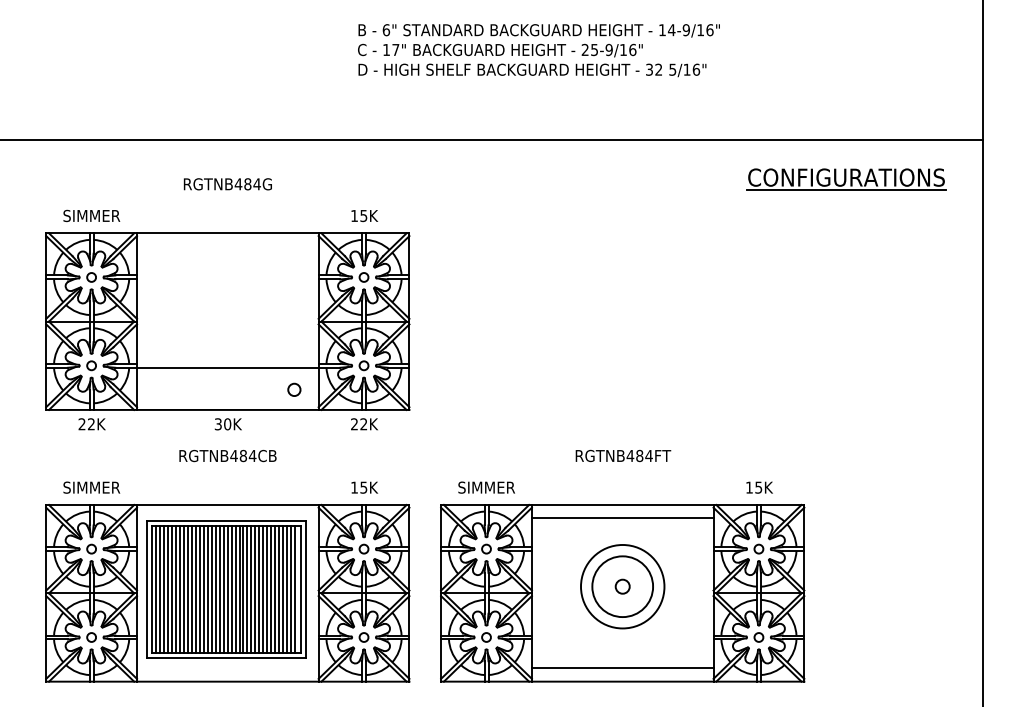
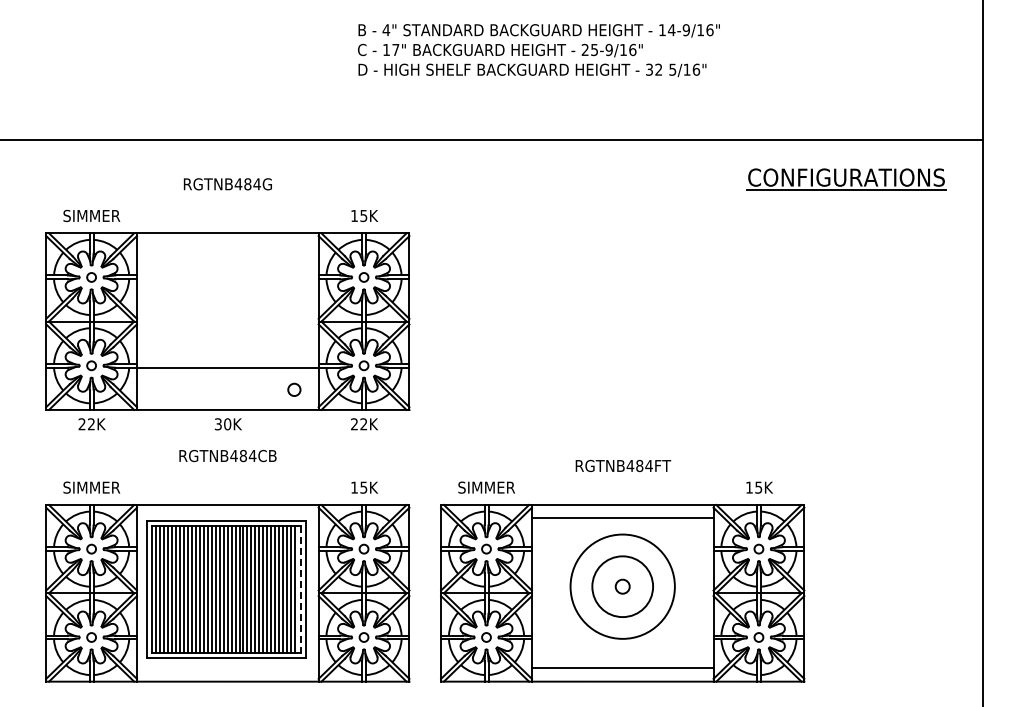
text: 6" -> 4" (386, 30)
text position: (623, 455) -> (623, 465) (623, 465)
circle diameter: 83 px -> 104 px (622, 586)
line: solid -> dashed (300, 589)
